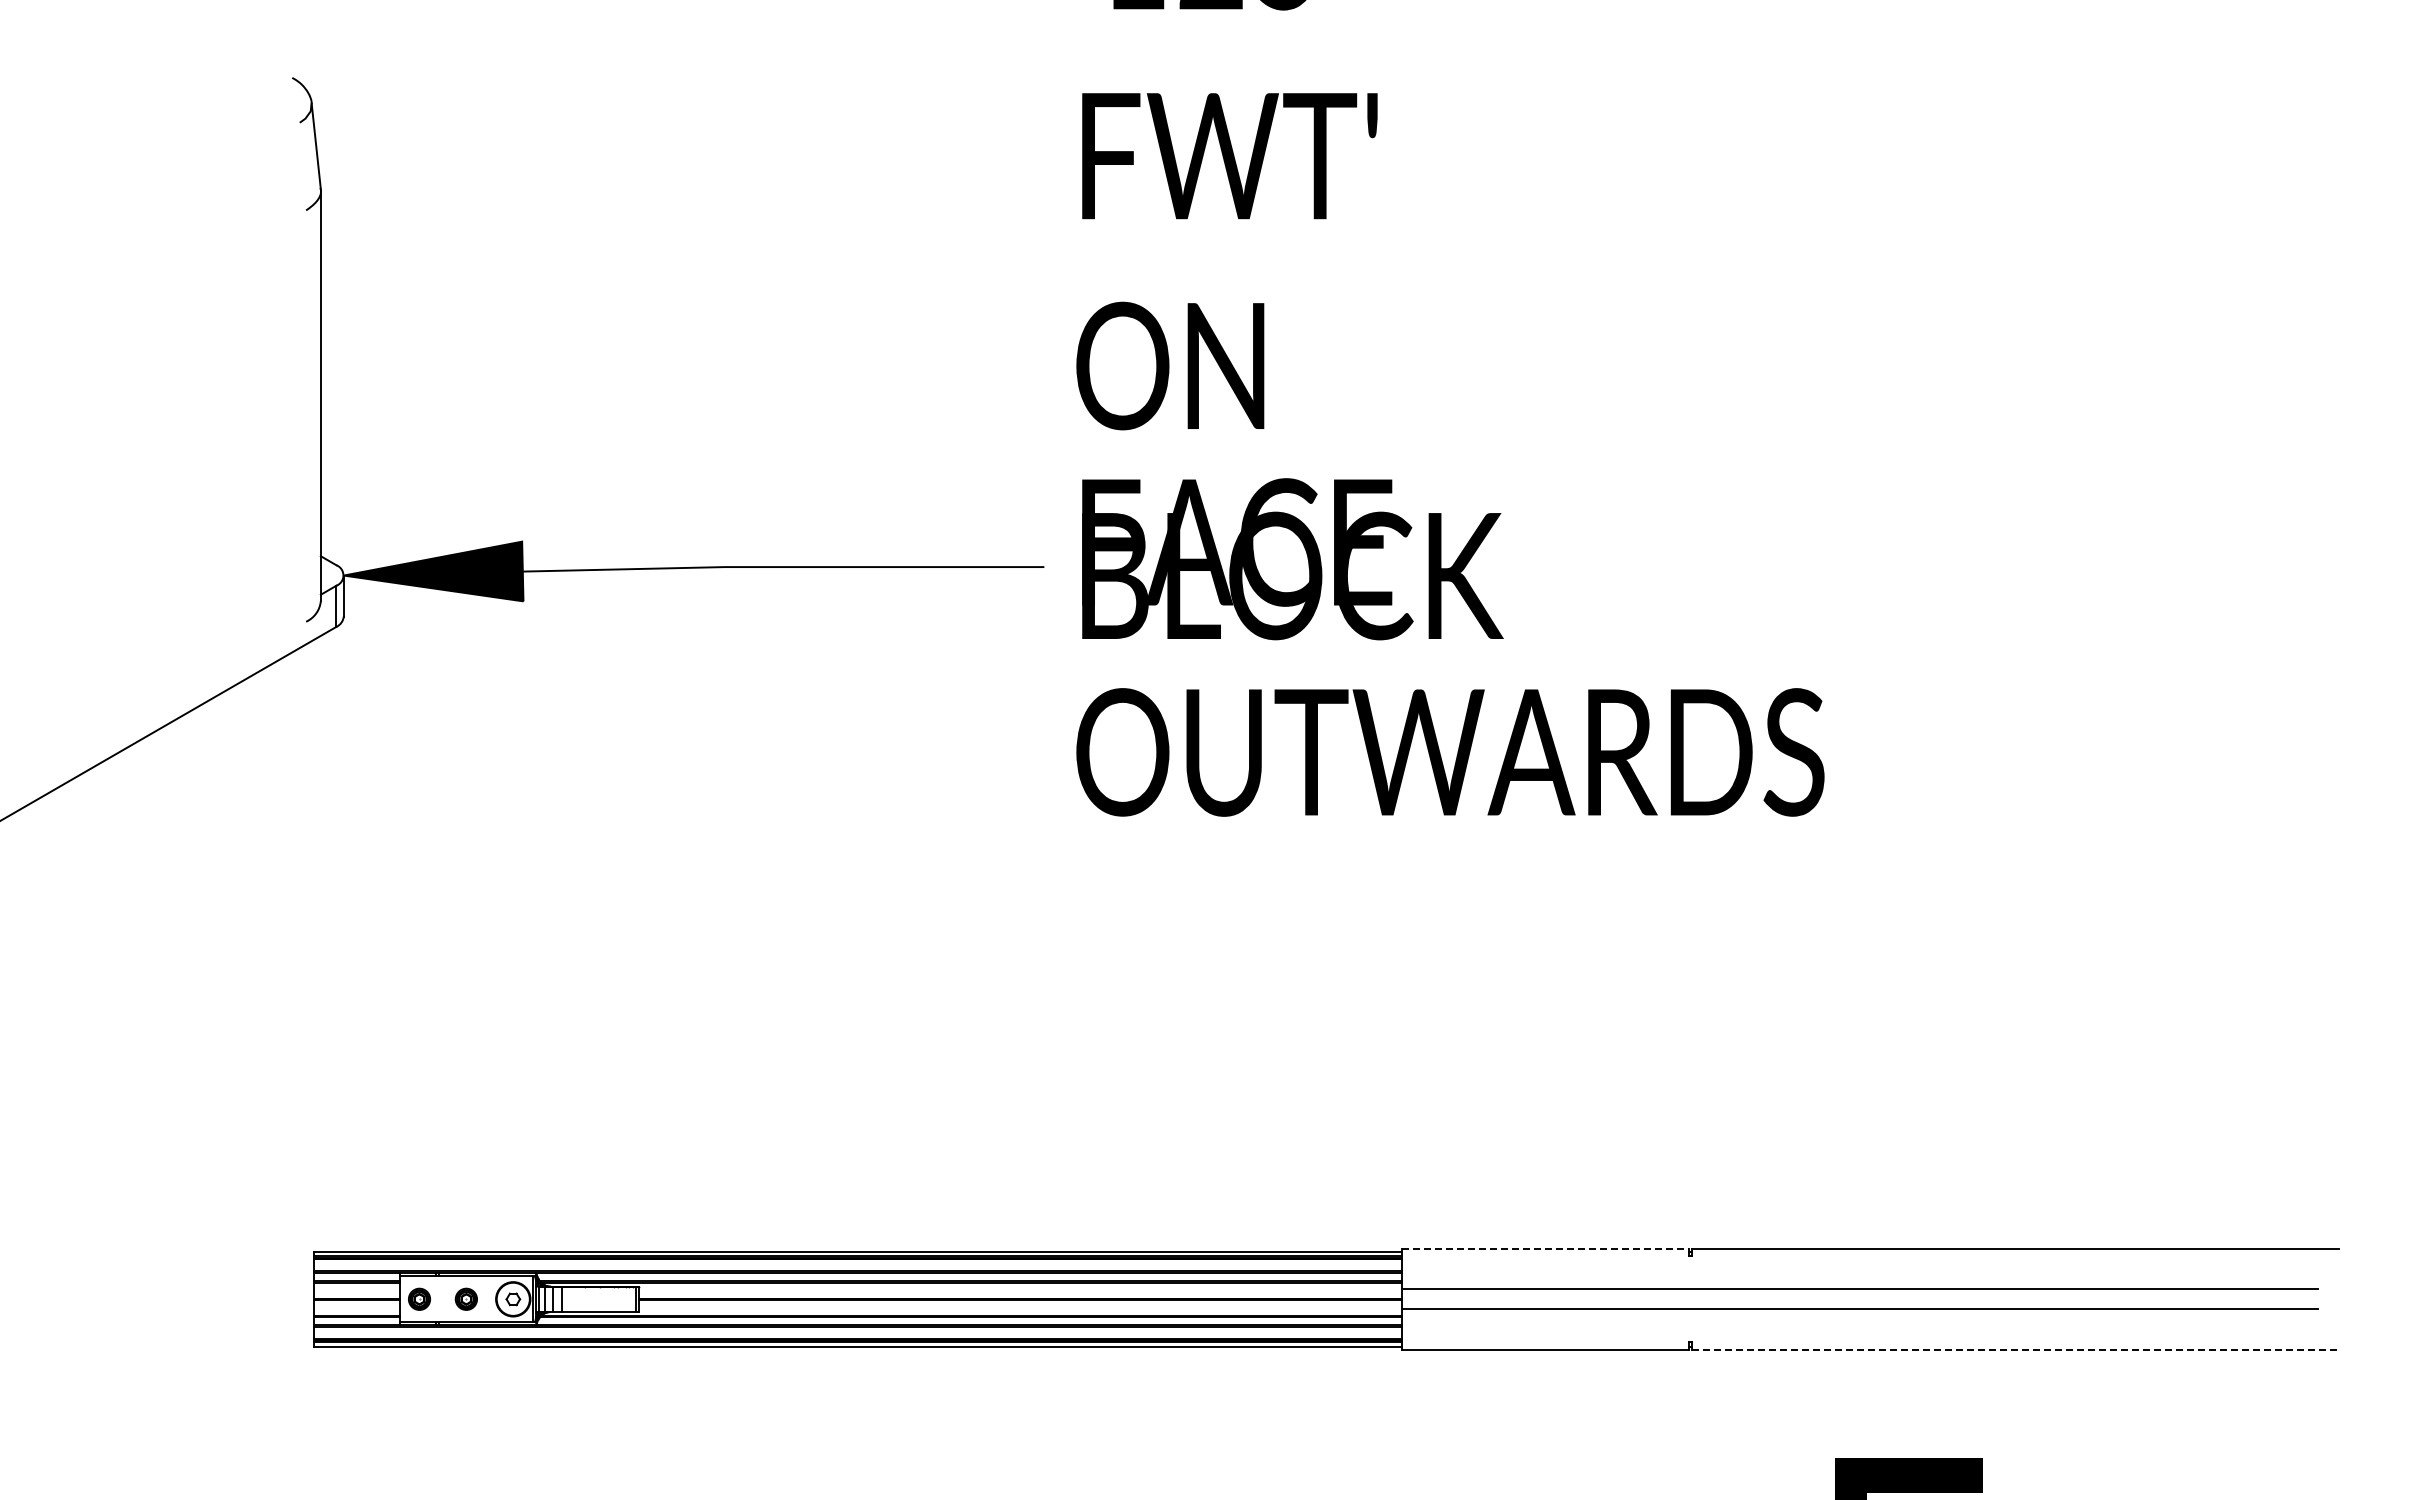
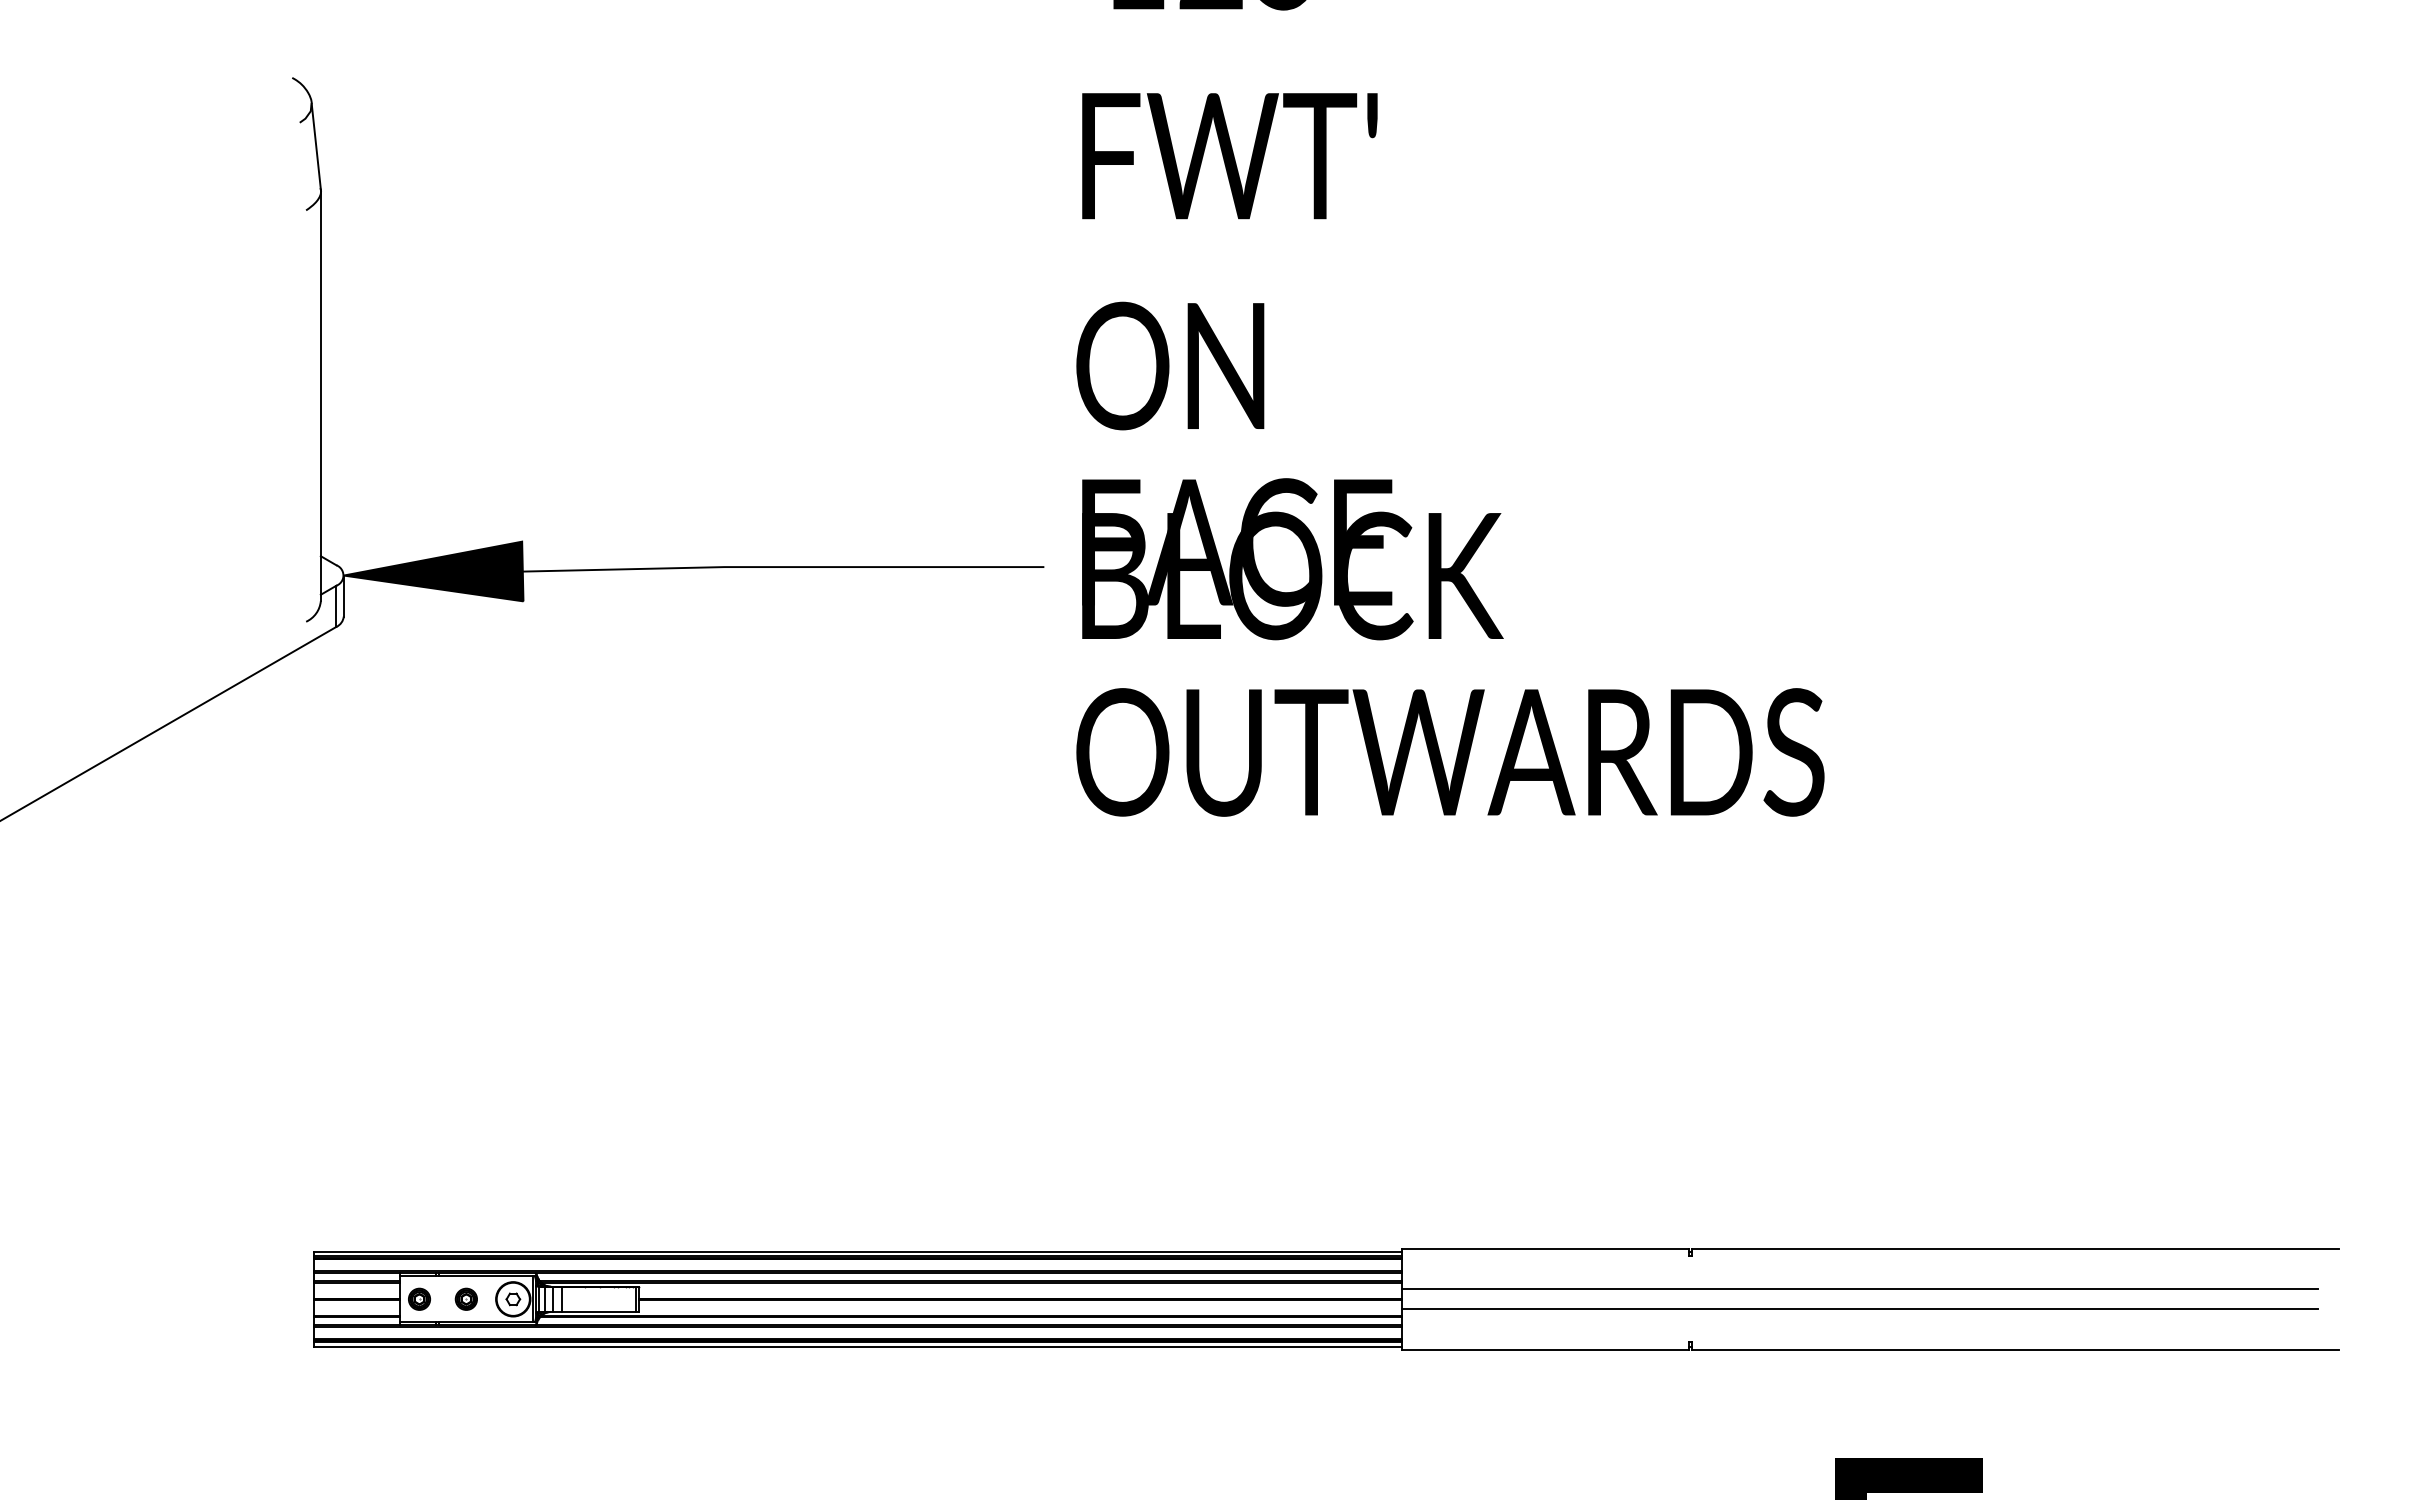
line: dashed -> solid (1545, 1249)
line: dashed -> solid (2016, 1349)
